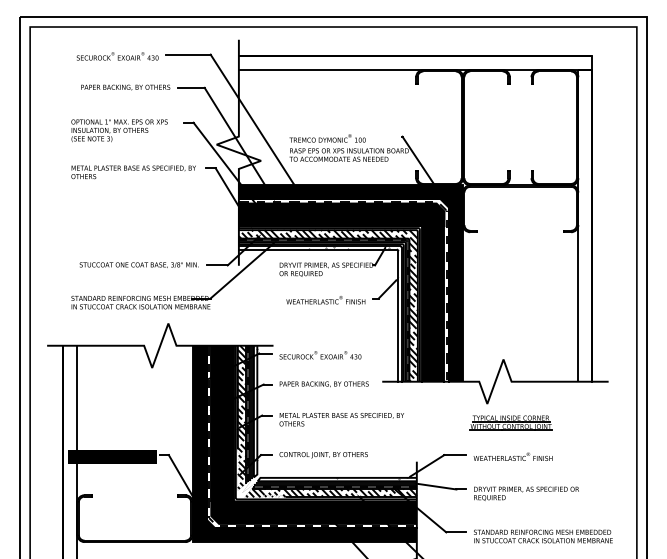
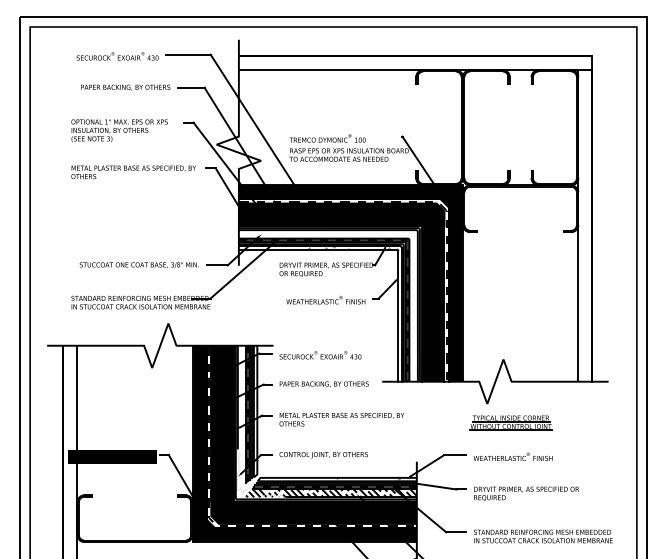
hatch: present -> none (327, 305)
hatch: present -> none (241, 416)
